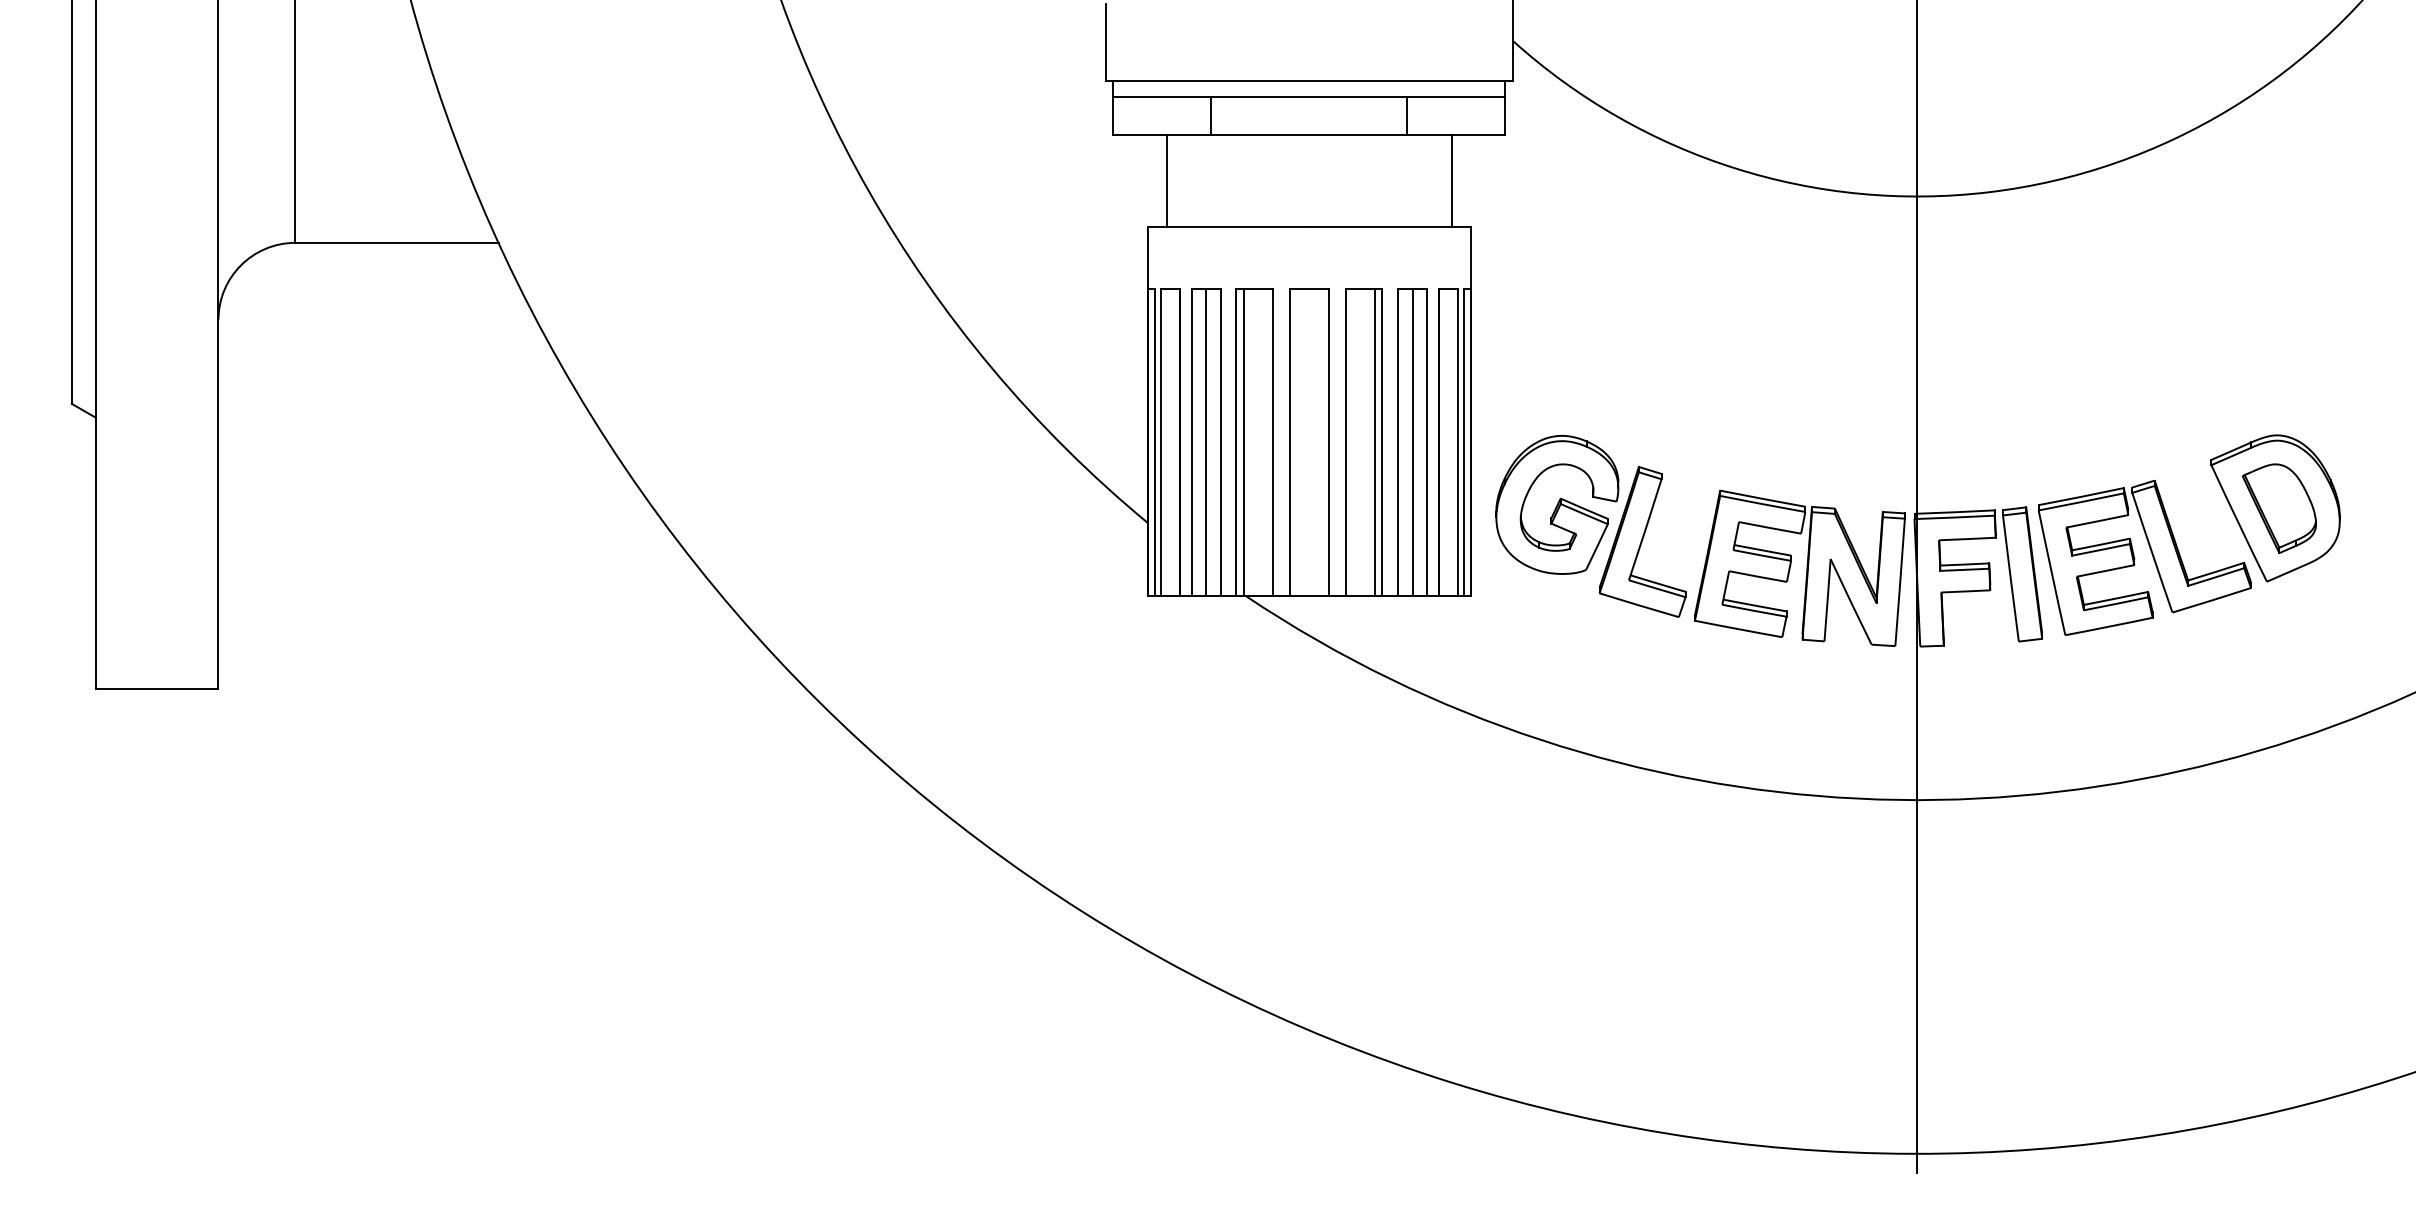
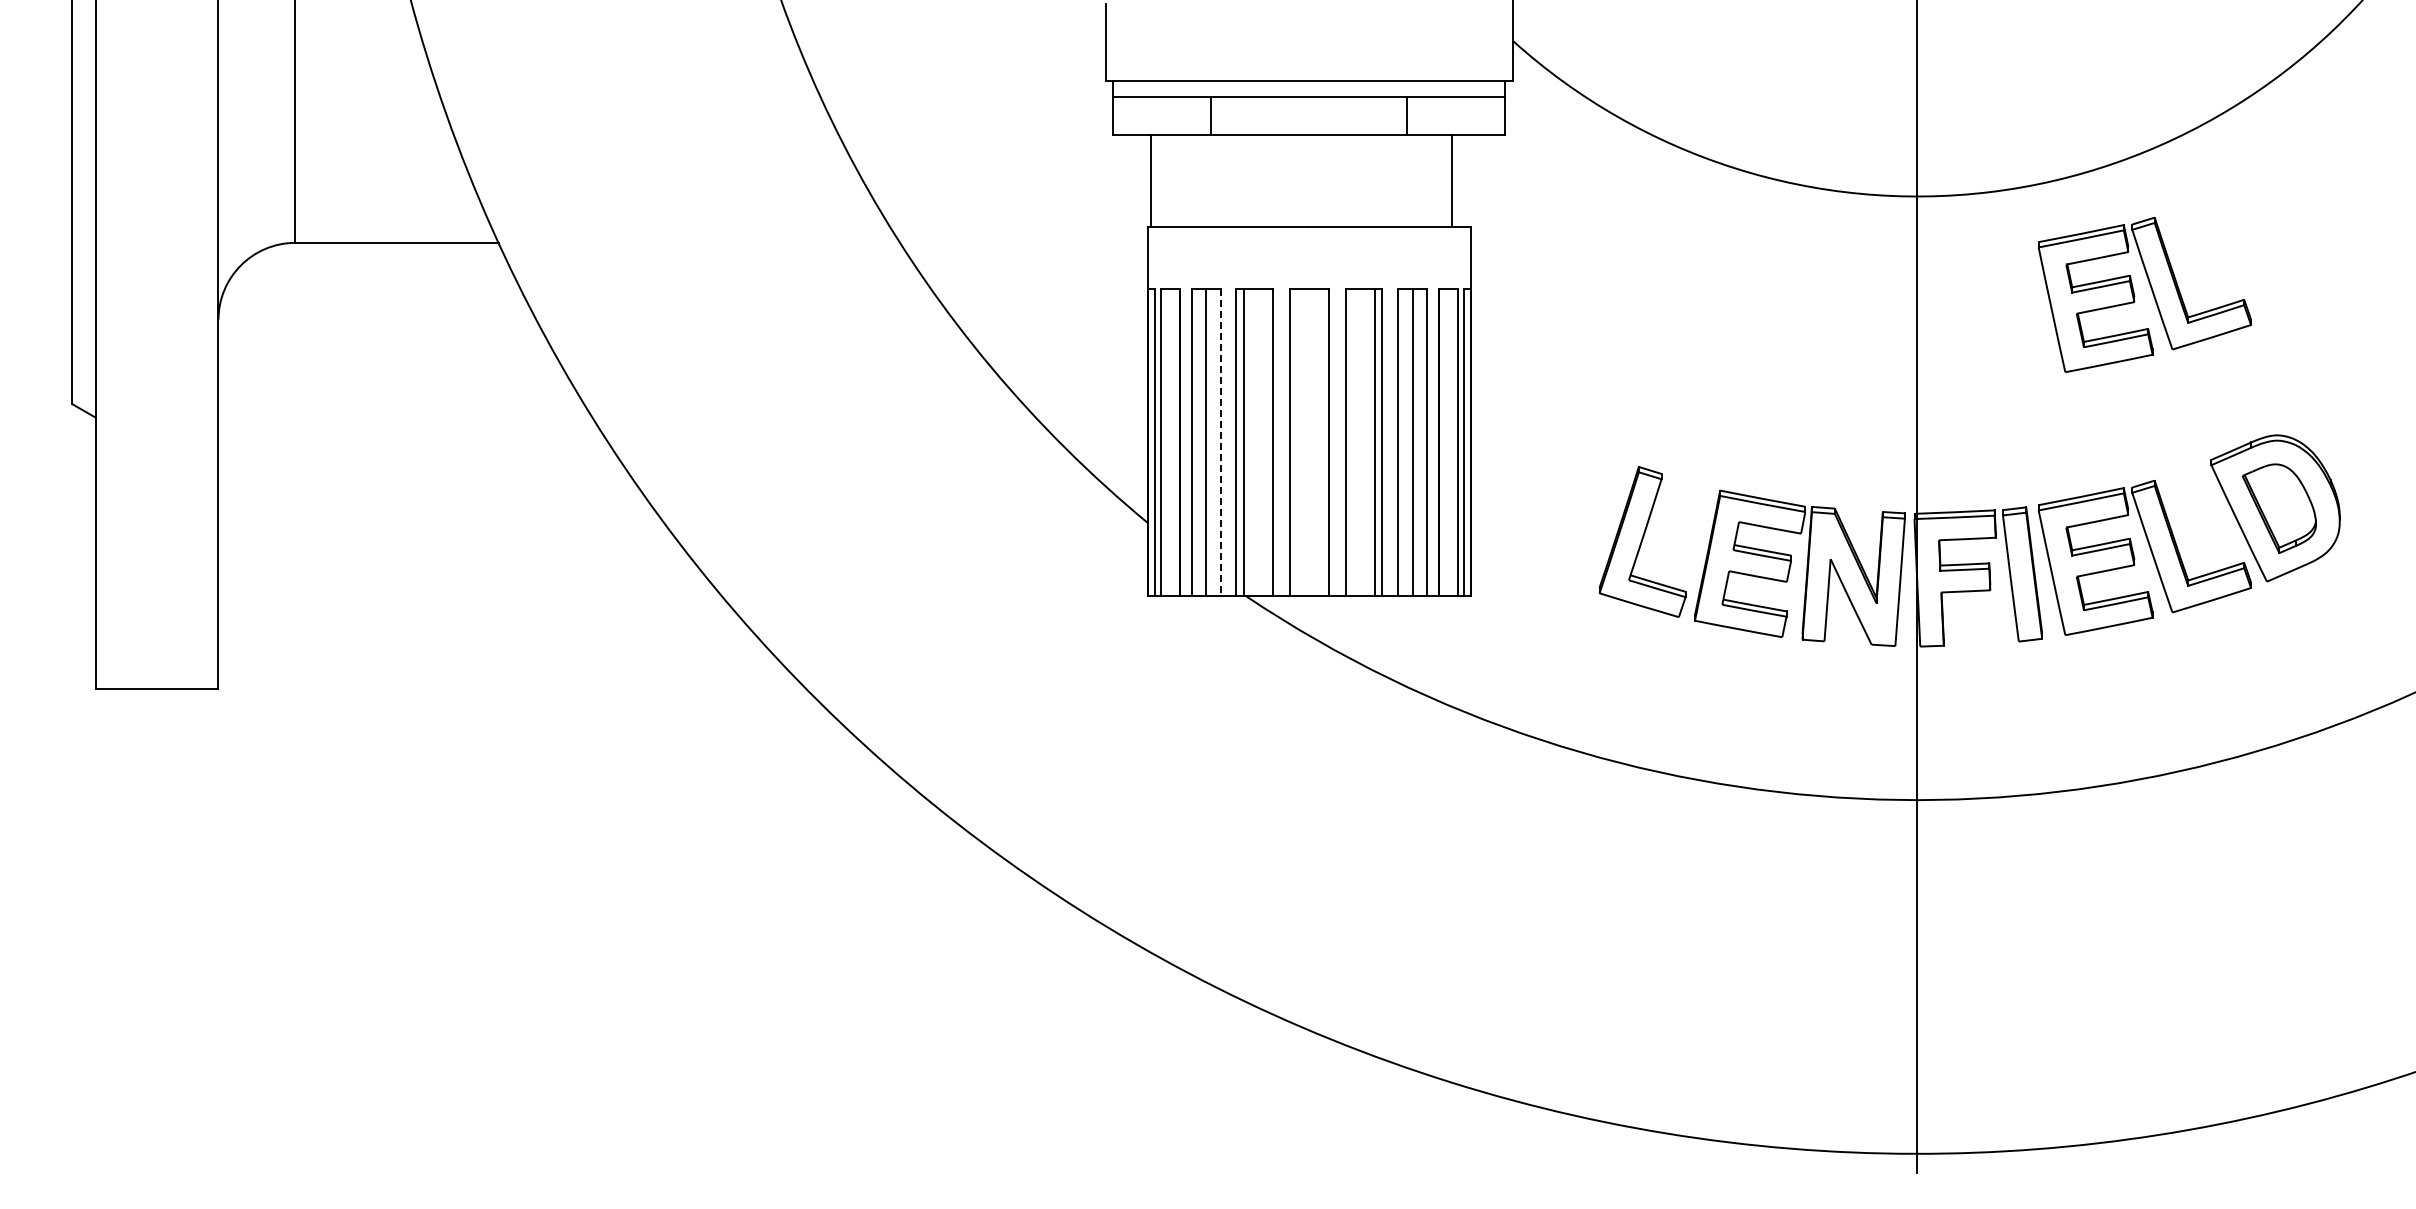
line position: (1167, 181) -> (1151, 181) (1151, 181)
part: none -> present (2151, 291)
line: solid -> dashed (1220, 442)
part: present -> none (1557, 504)
